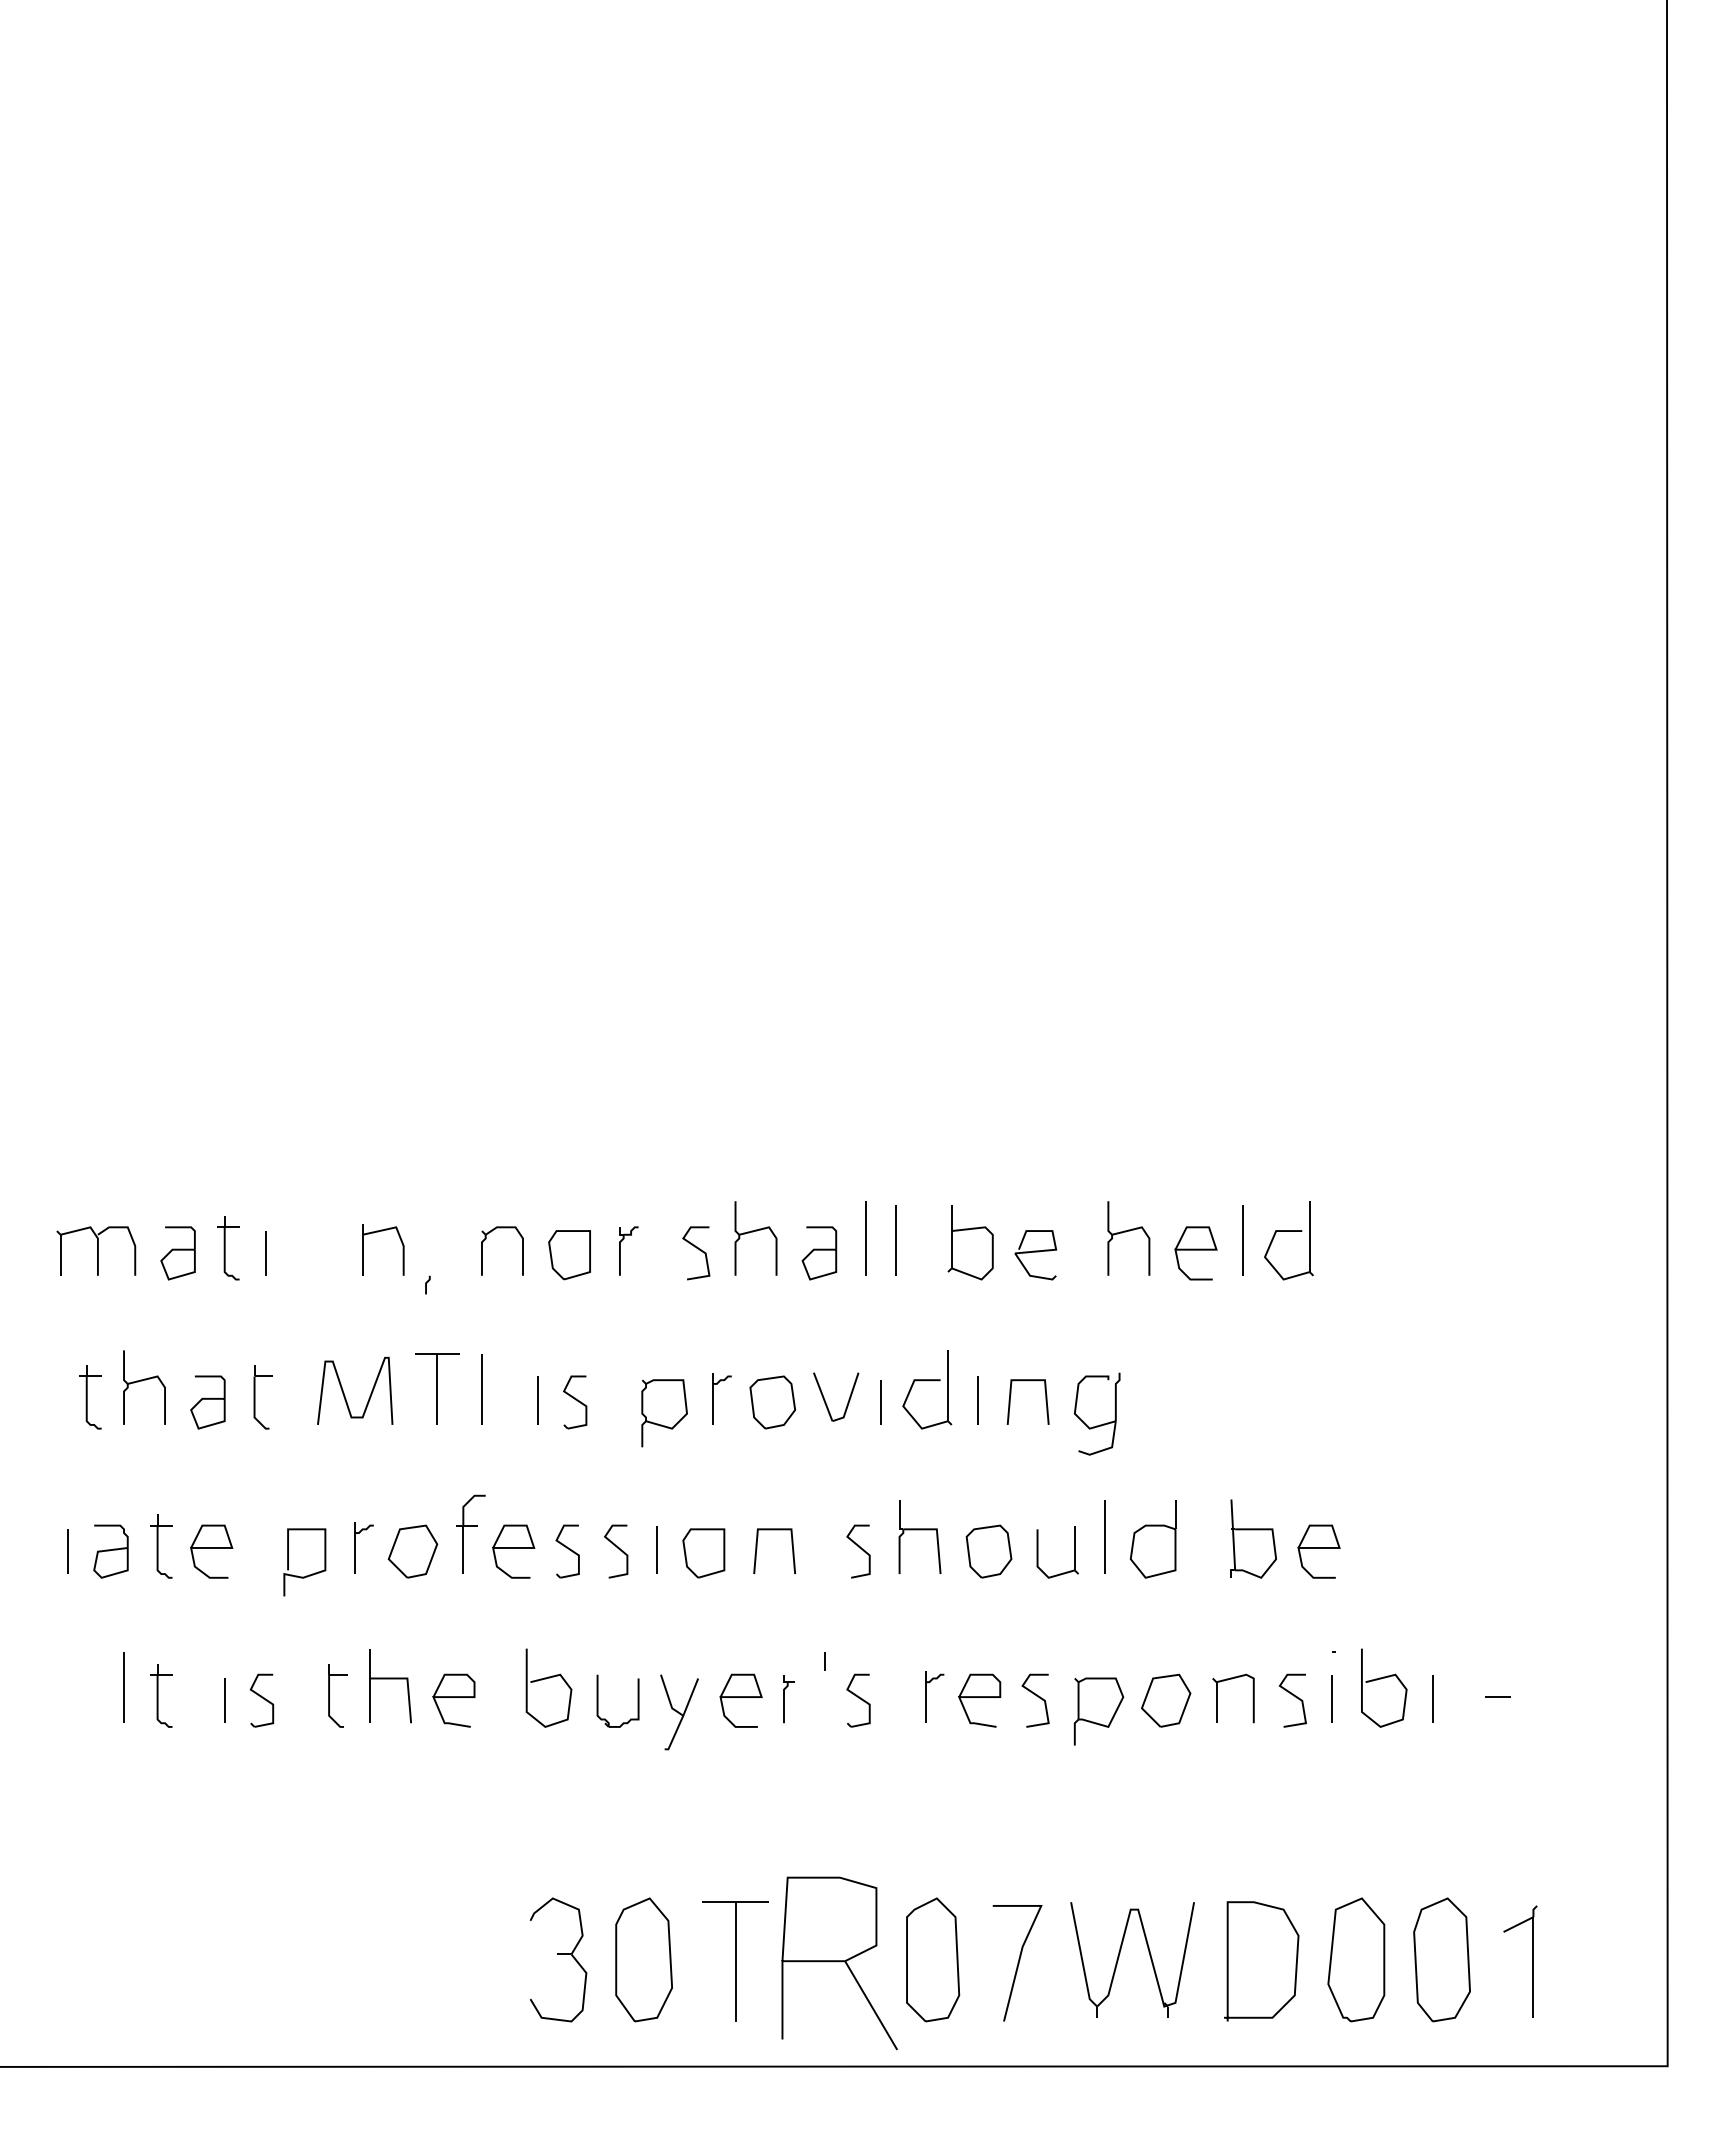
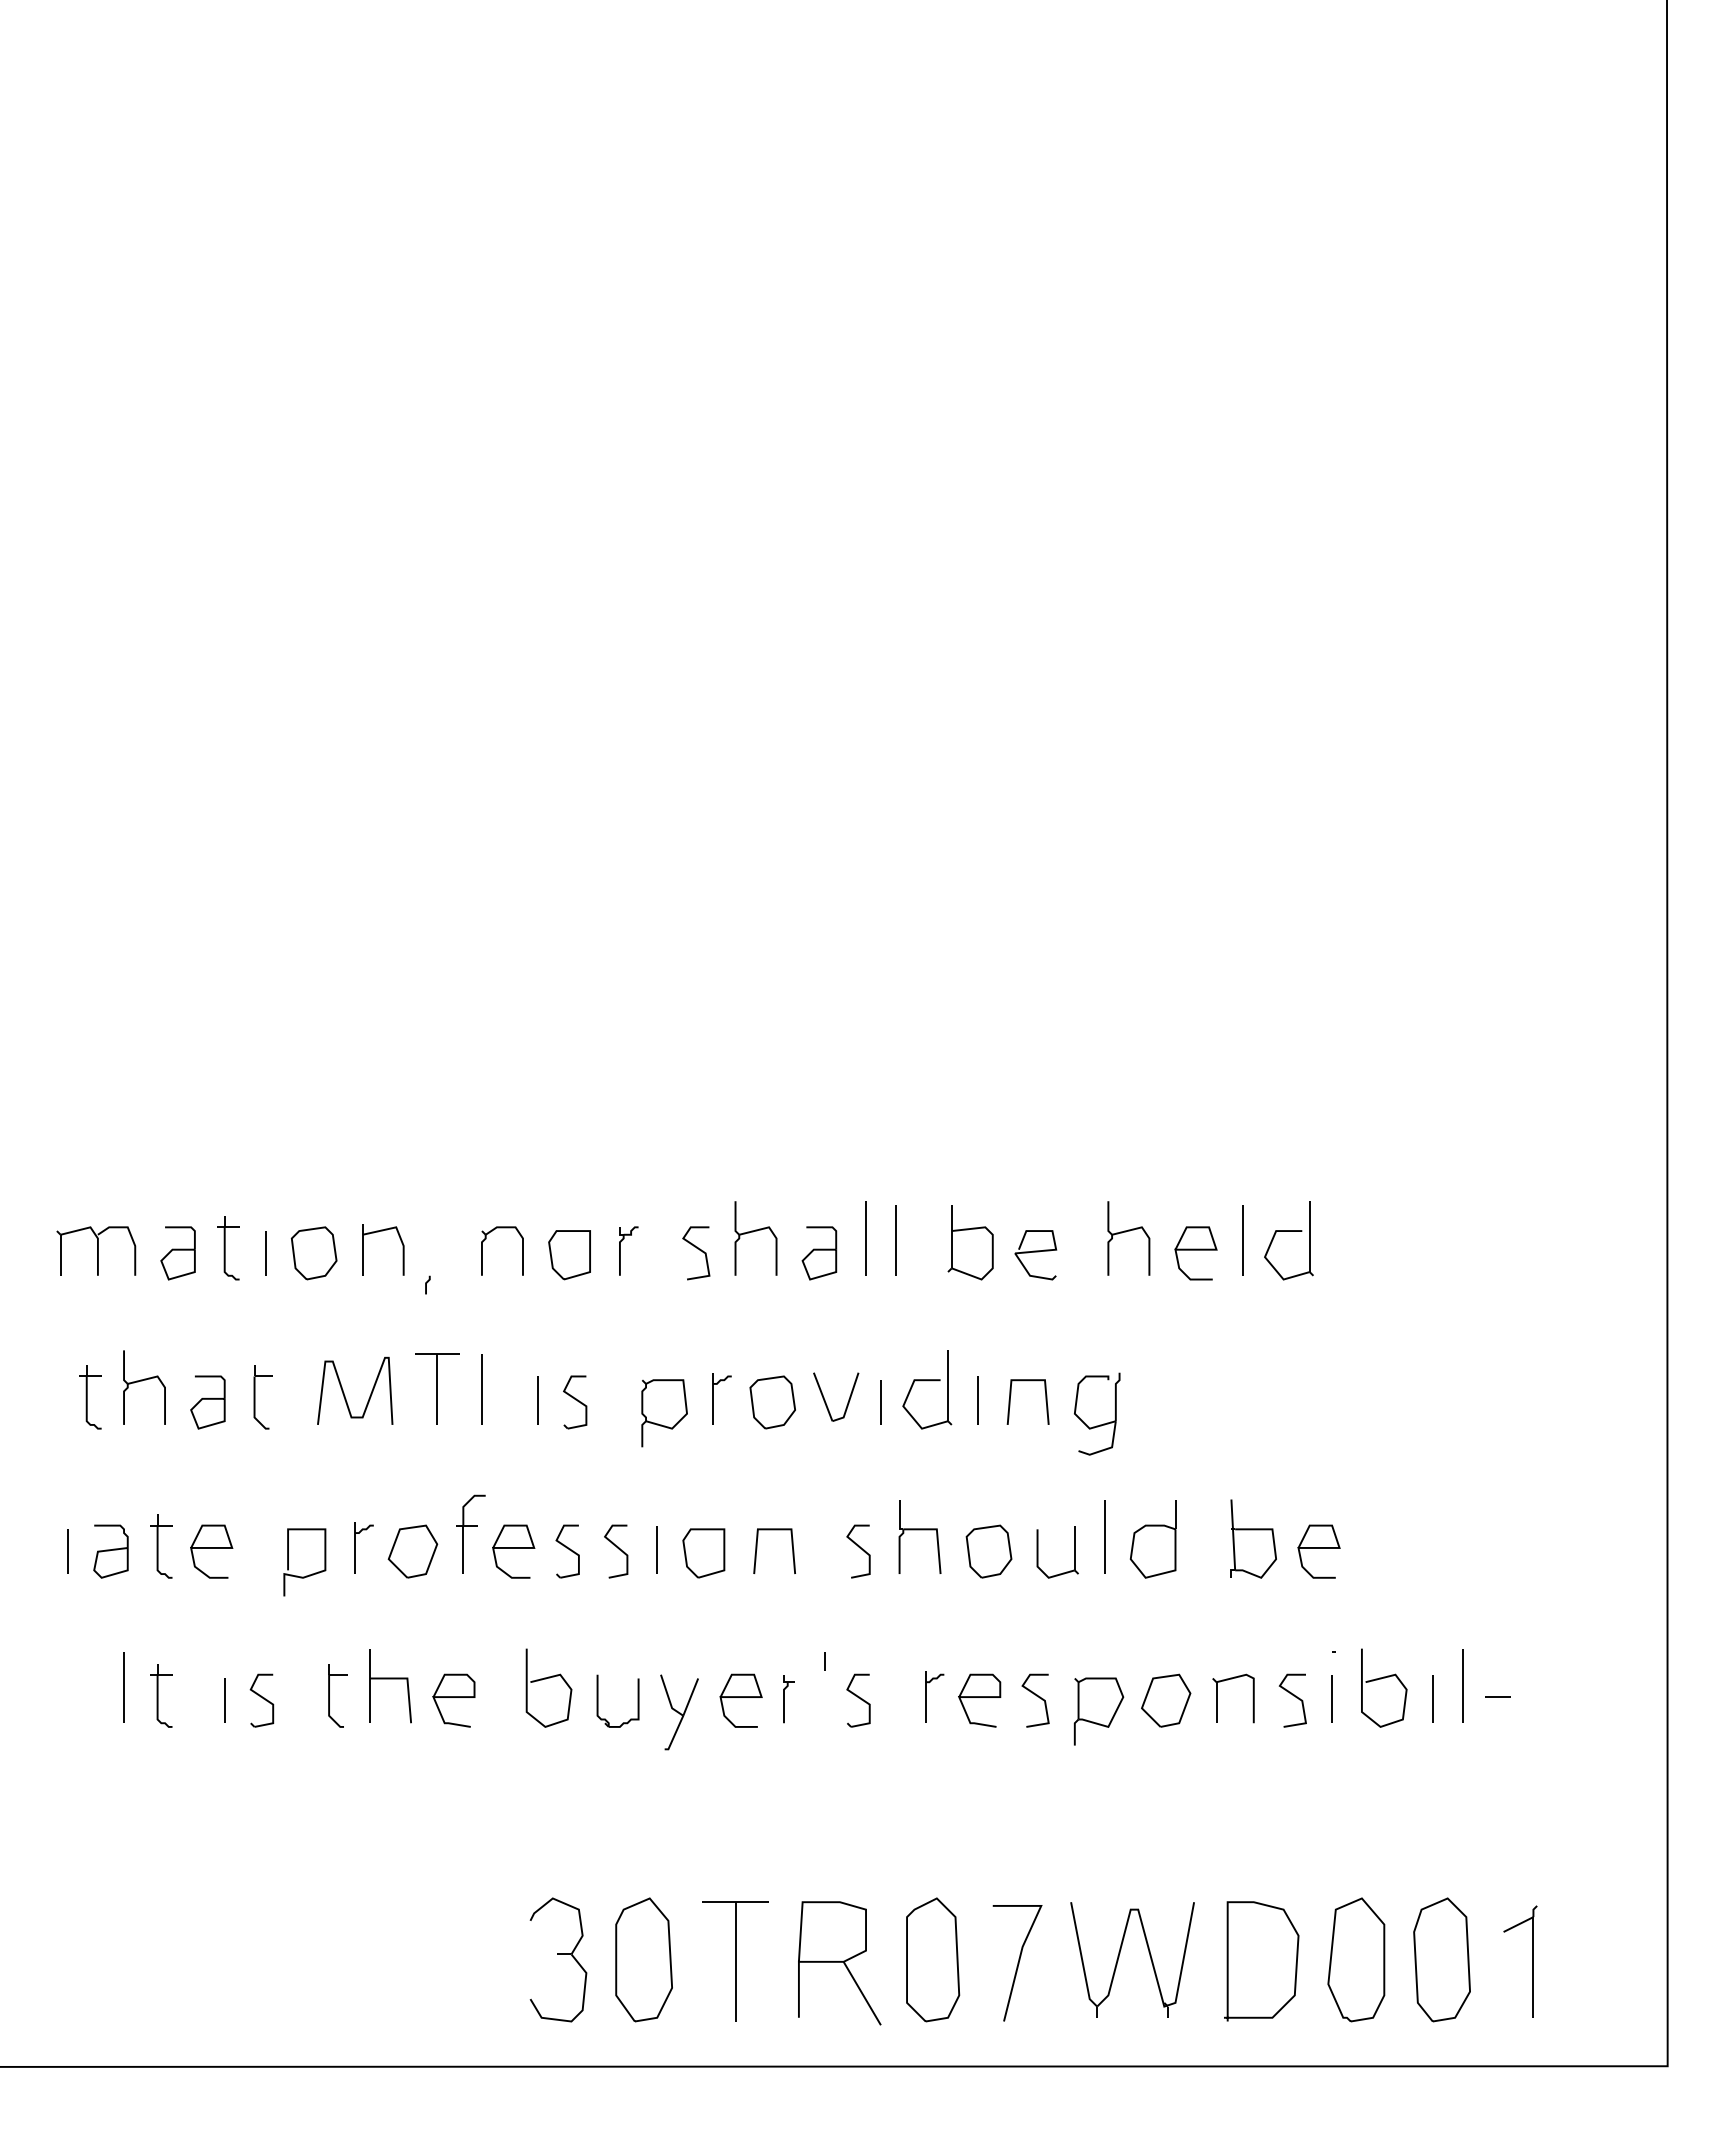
part: none -> present (313, 1253)
line: none -> present (1462, 1685)
part size: 117x175 px -> 84x125 px (839, 1963)
